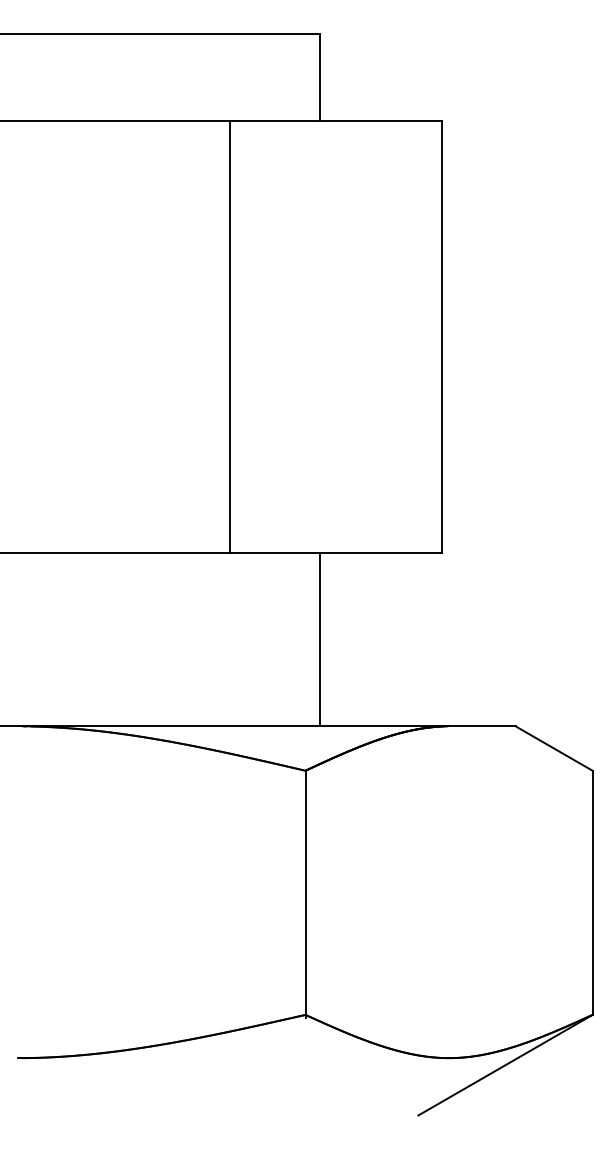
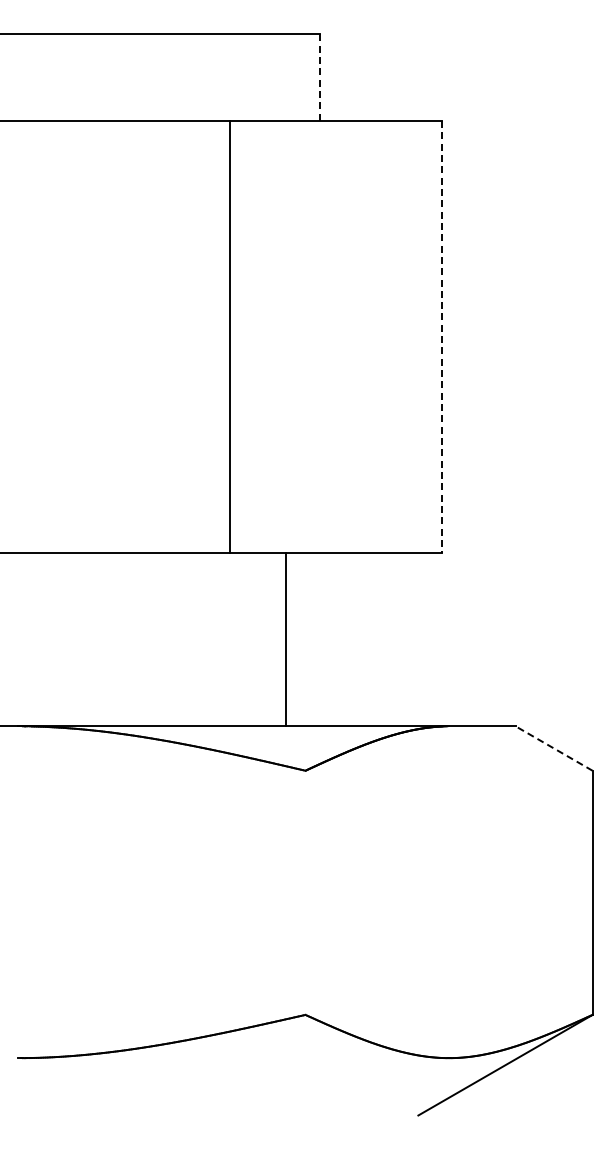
line: solid -> dashed (319, 78)
line: solid -> dashed (441, 337)
line position: (319, 639) -> (285, 639) (285, 639)
line: solid -> dashed (553, 748)
line: present -> none (305, 893)
